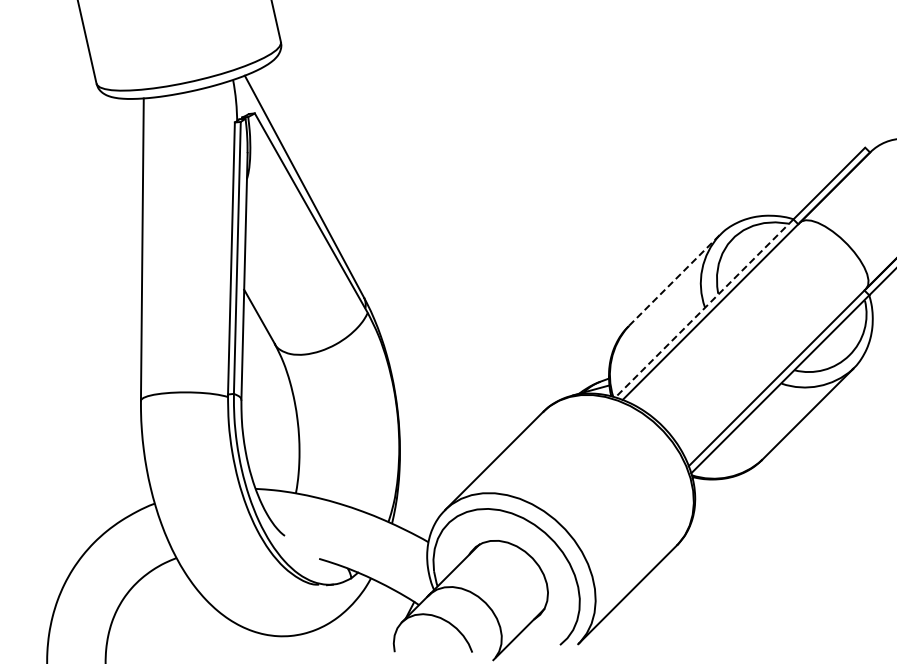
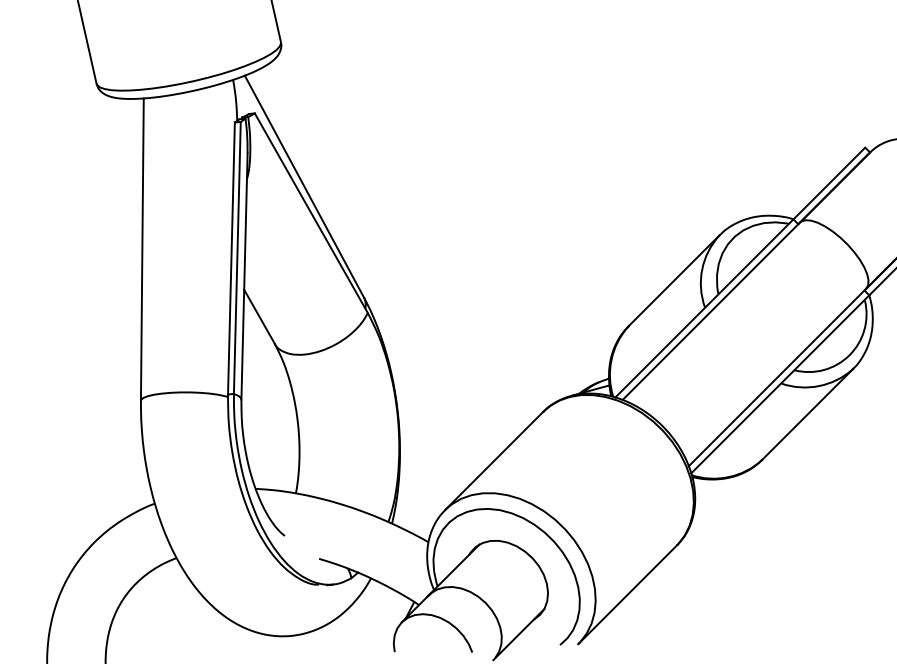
line: dashed -> solid (673, 281)
line: dashed -> solid (704, 308)
